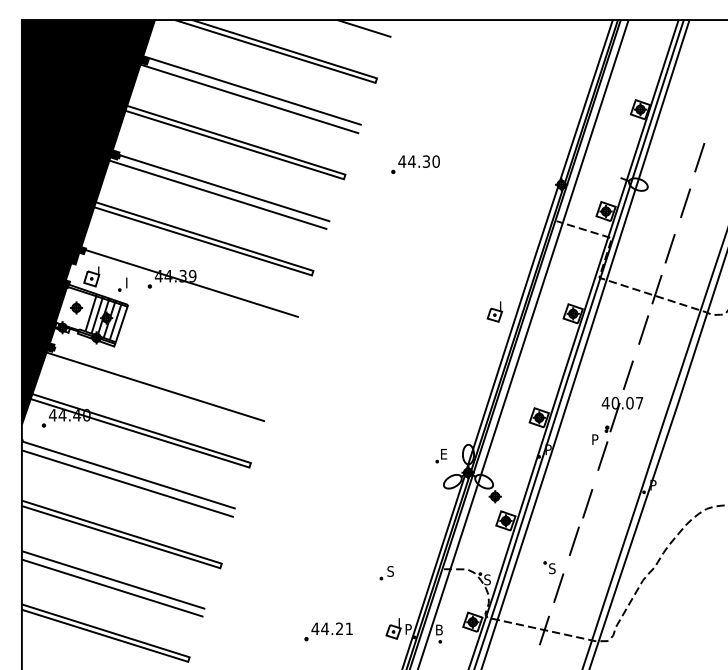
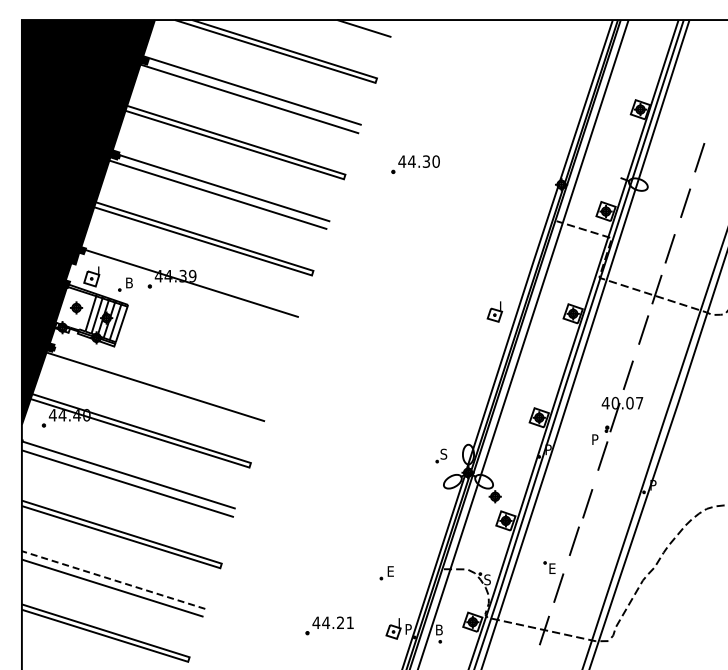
text: I -> B (129, 282)
text: E -> S (443, 453)
text: S -> E (552, 568)
text: S -> E (390, 571)
line: solid -> dashed (113, 579)
part position: (328, 631) -> (329, 625) (329, 625)
